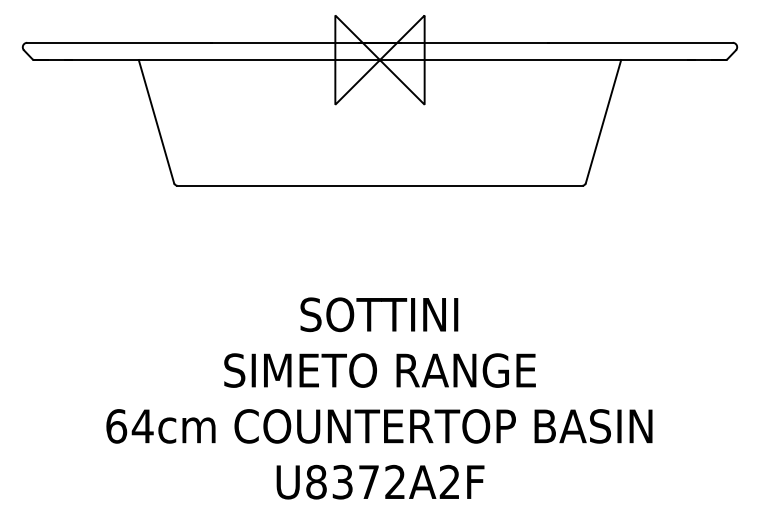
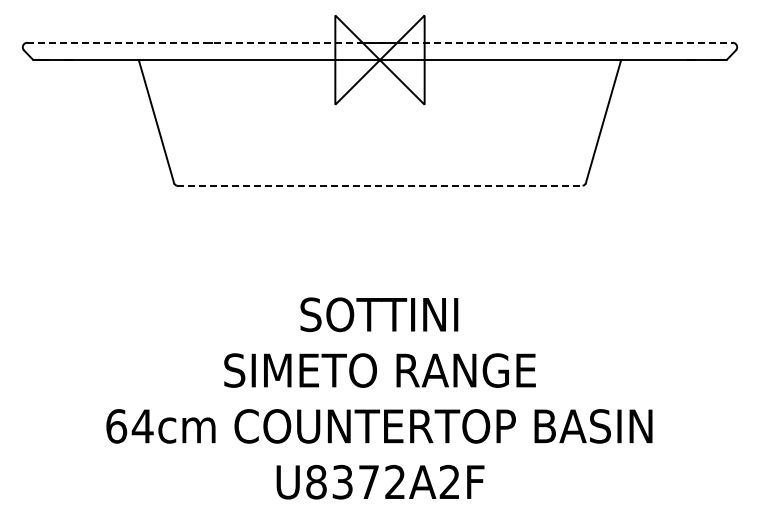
line: solid -> dashed (380, 42)
line: solid -> dashed (380, 185)
